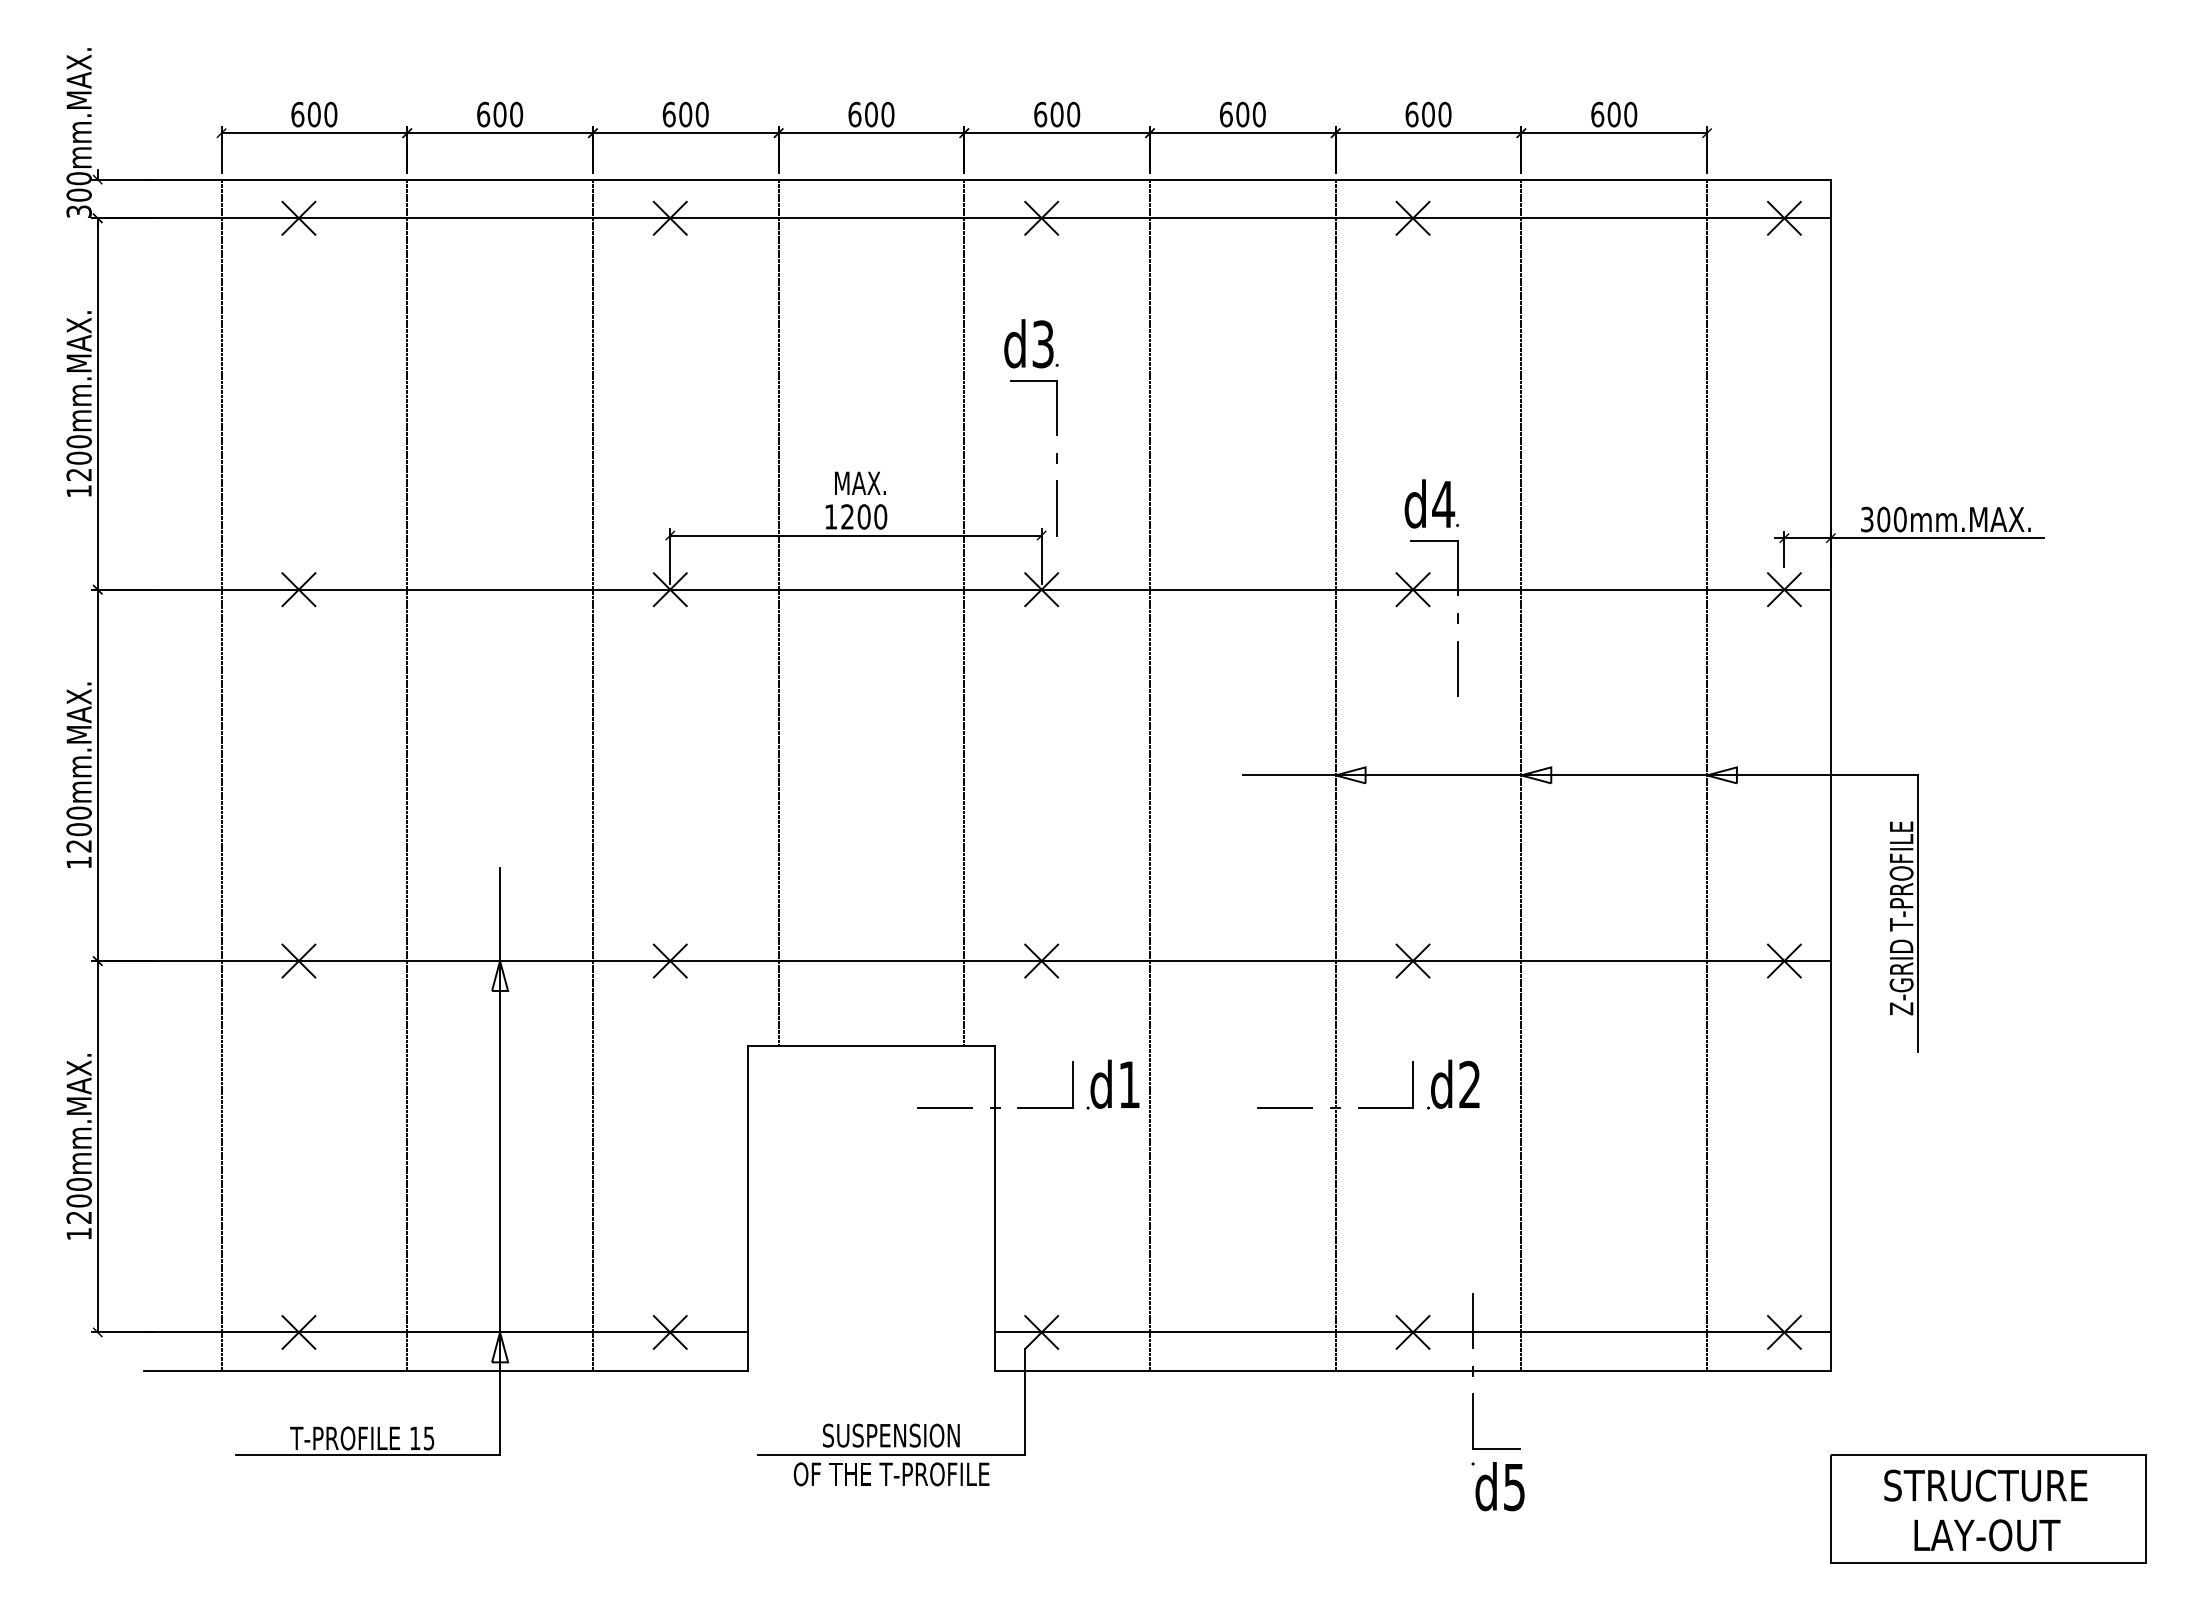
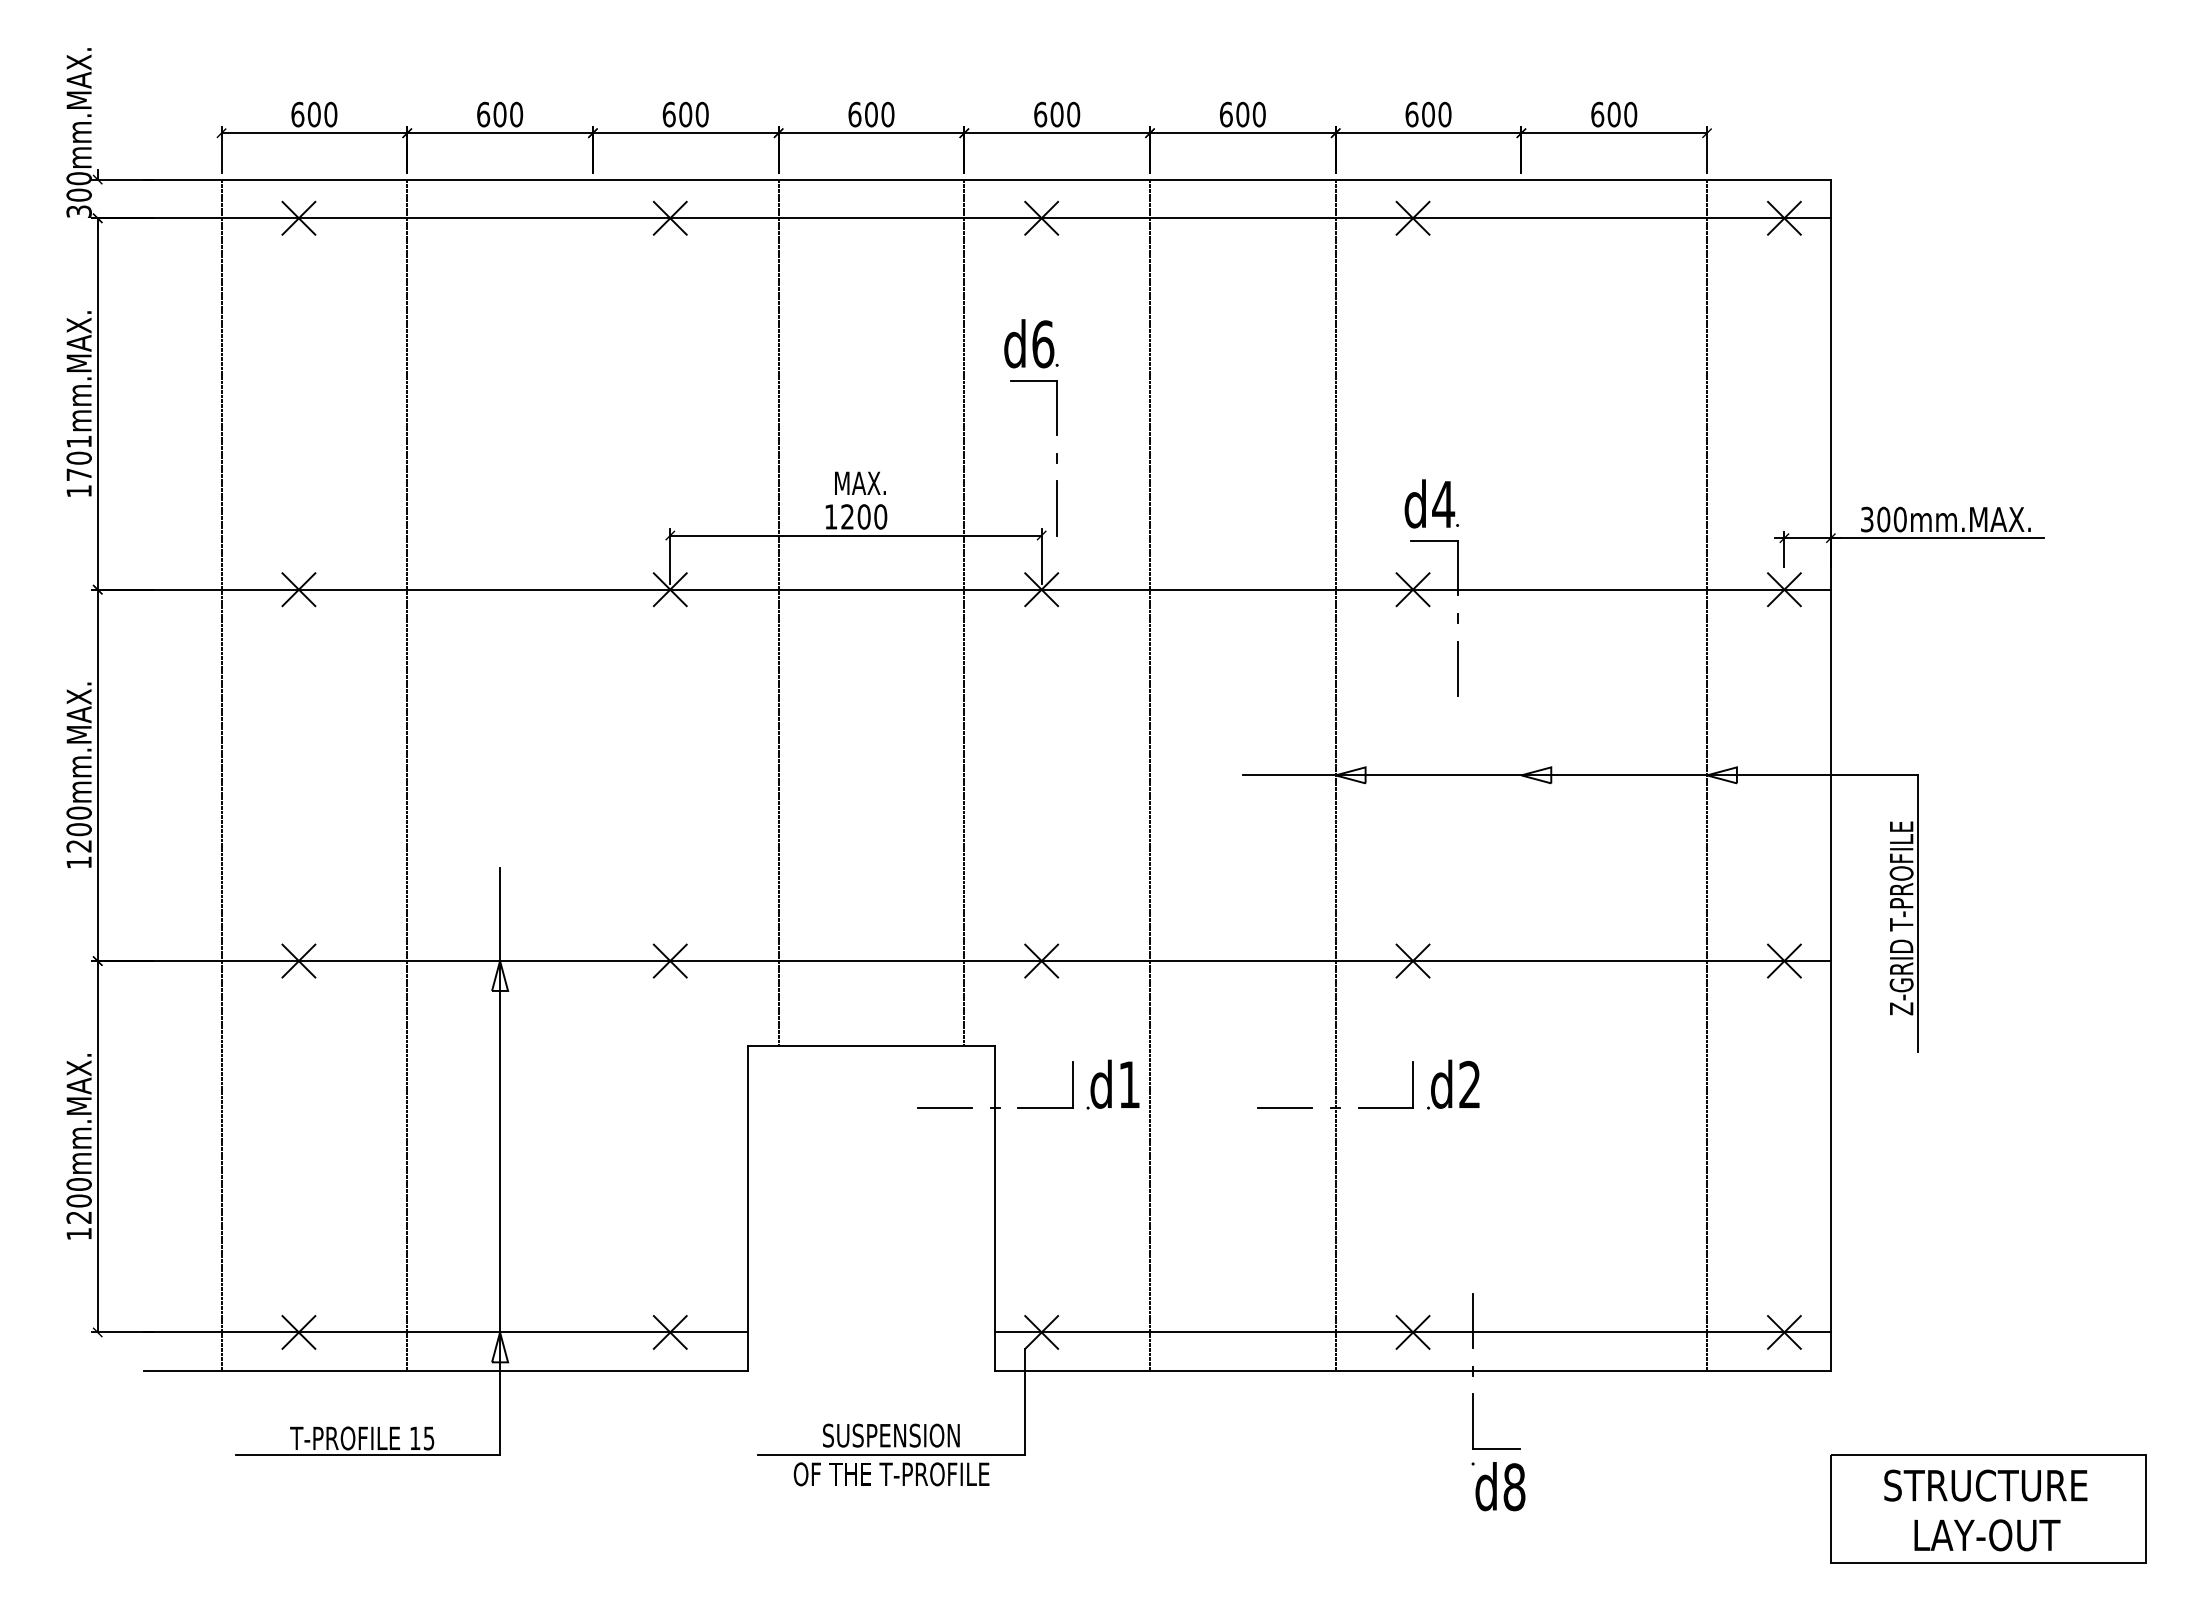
text: d3 -> d6 (1043, 344)
text: 1200mm.MAX. -> 1701mm.MAX. (78, 458)
line: present -> none (592, 775)
line: present -> none (1521, 775)
text: d5 -> d8 (1514, 1487)
